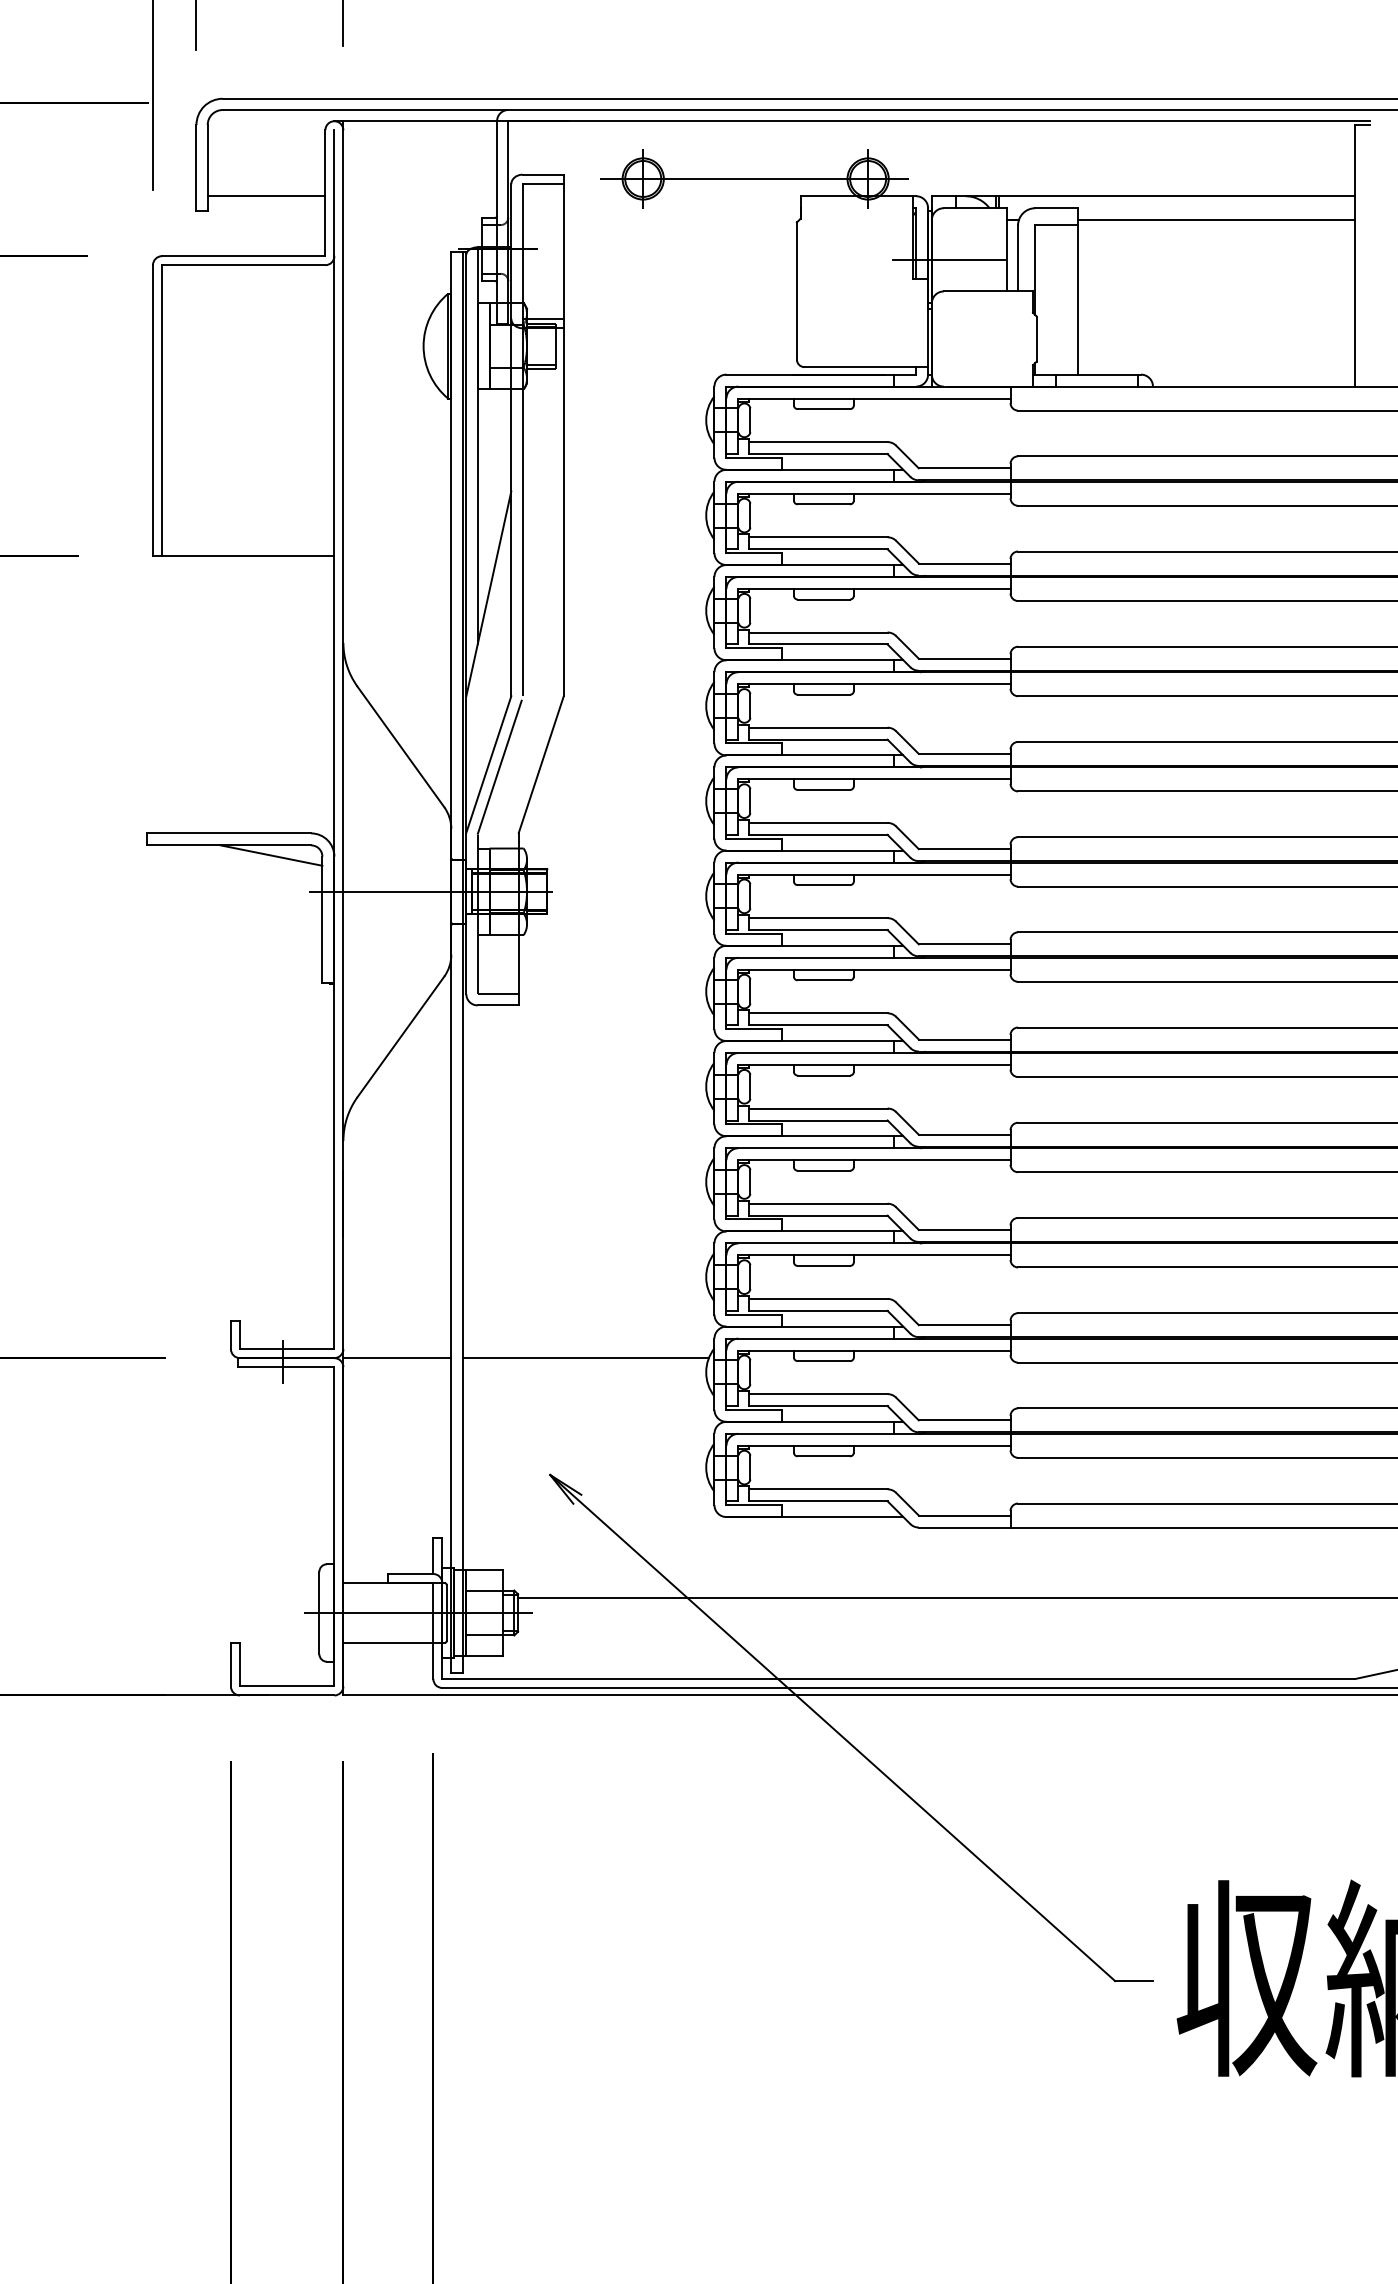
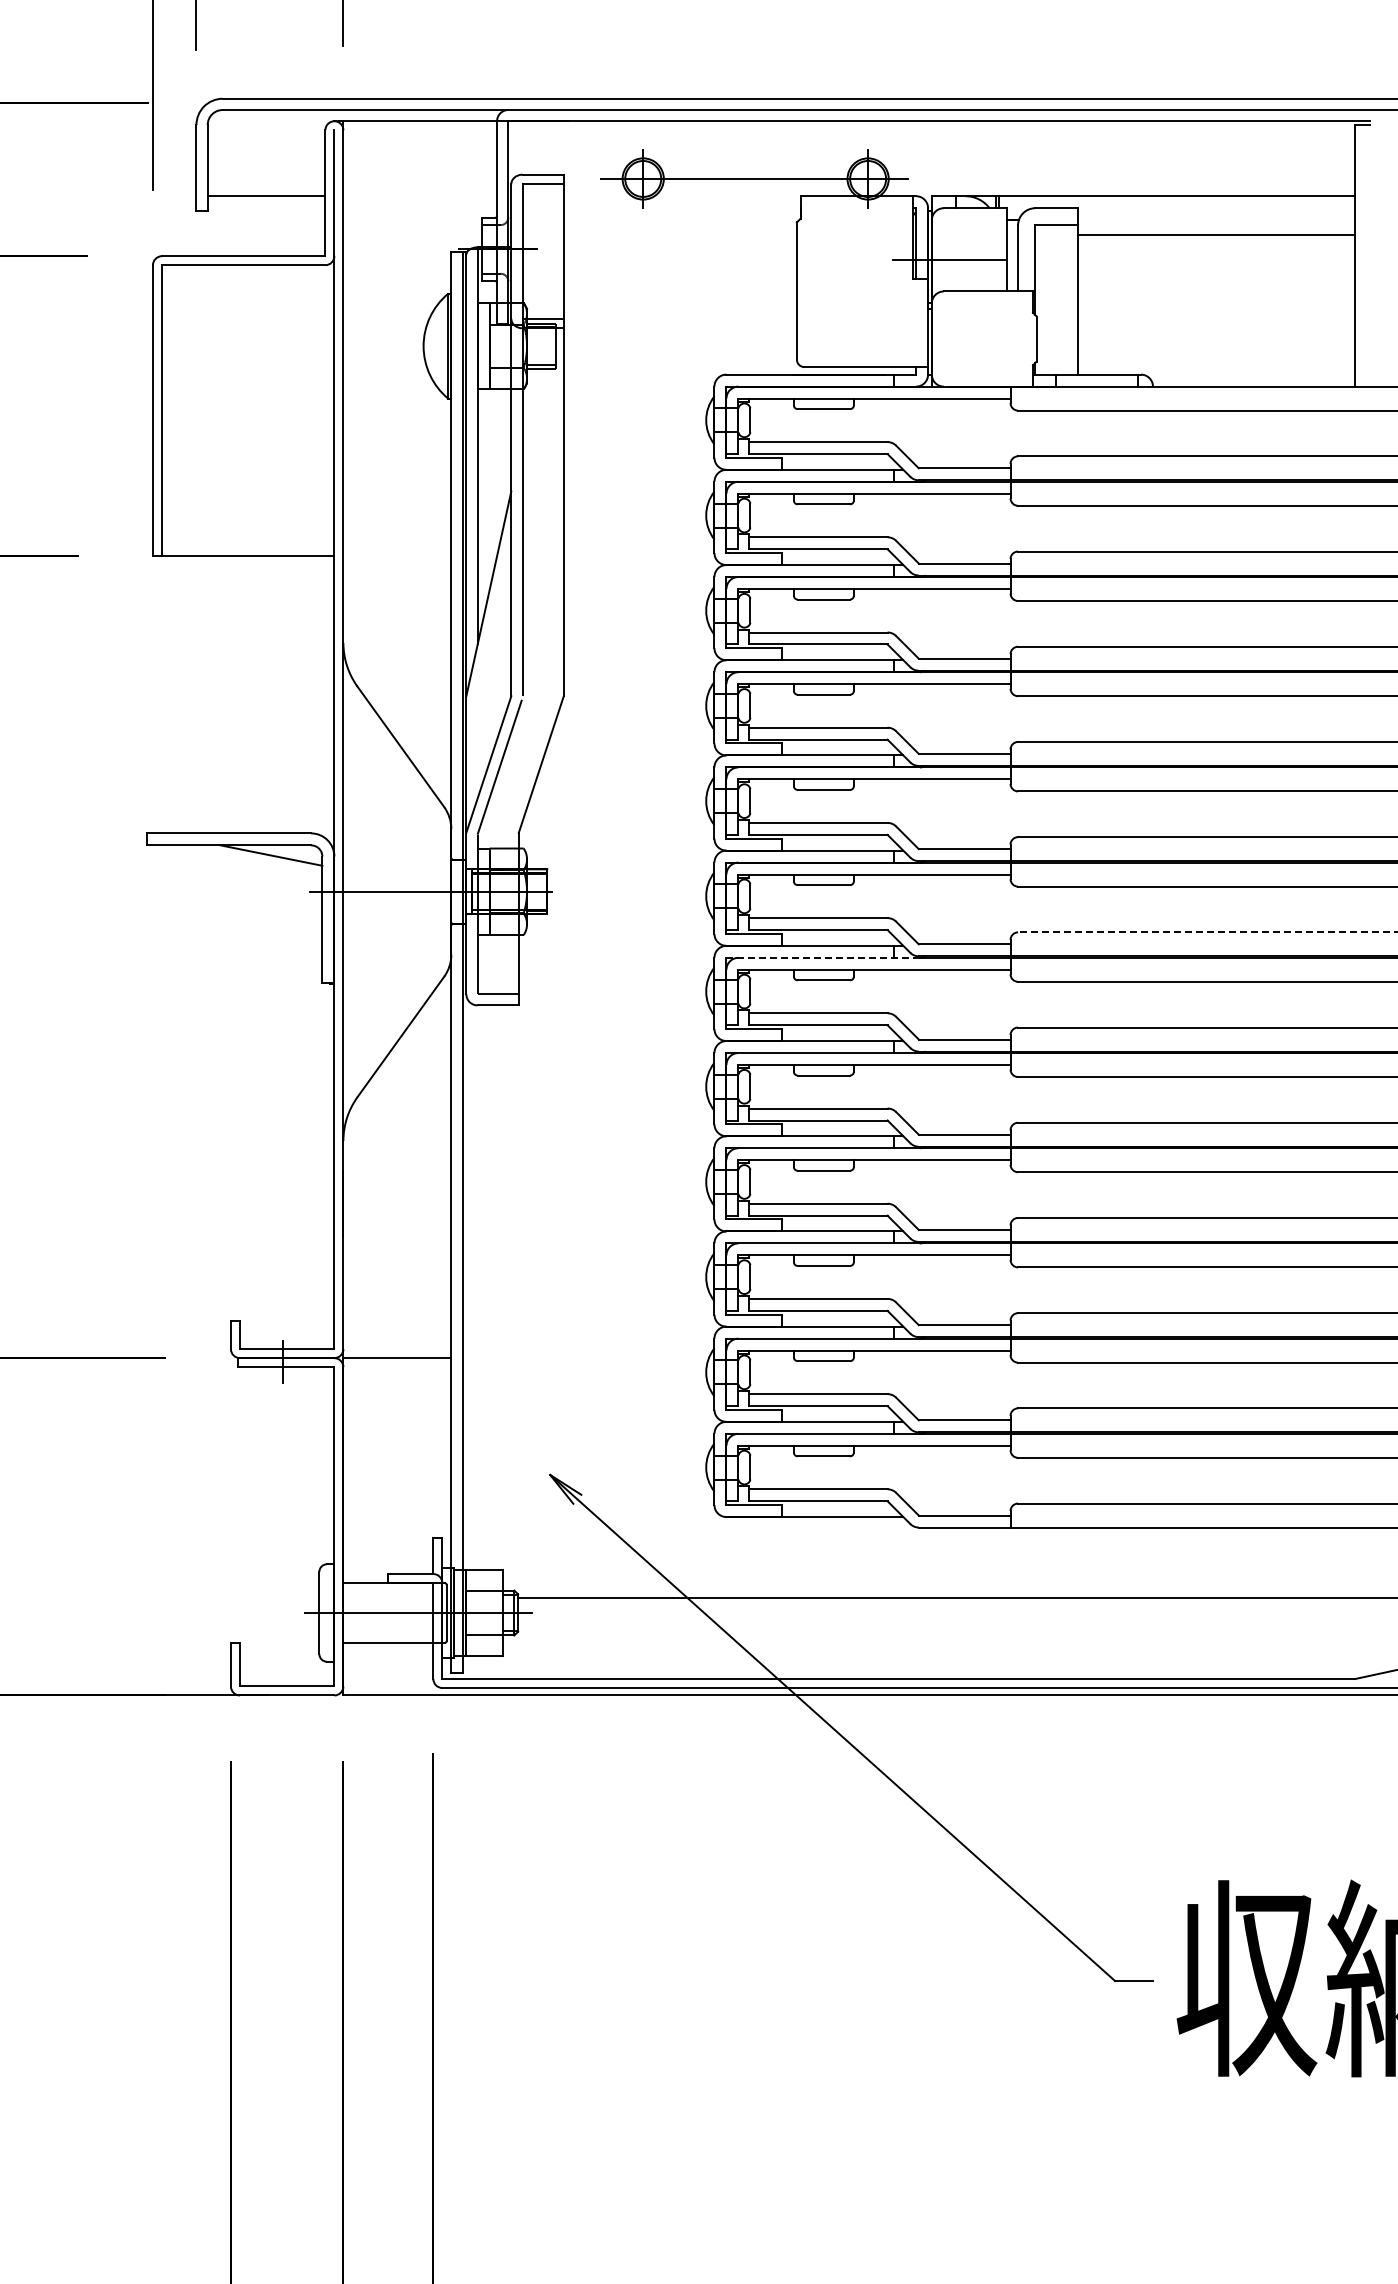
line position: (1216, 220) -> (1216, 235) (1216, 235)
line: solid -> dashed (1207, 932)
line: solid -> dashed (823, 957)
line: present -> none (585, 1358)
